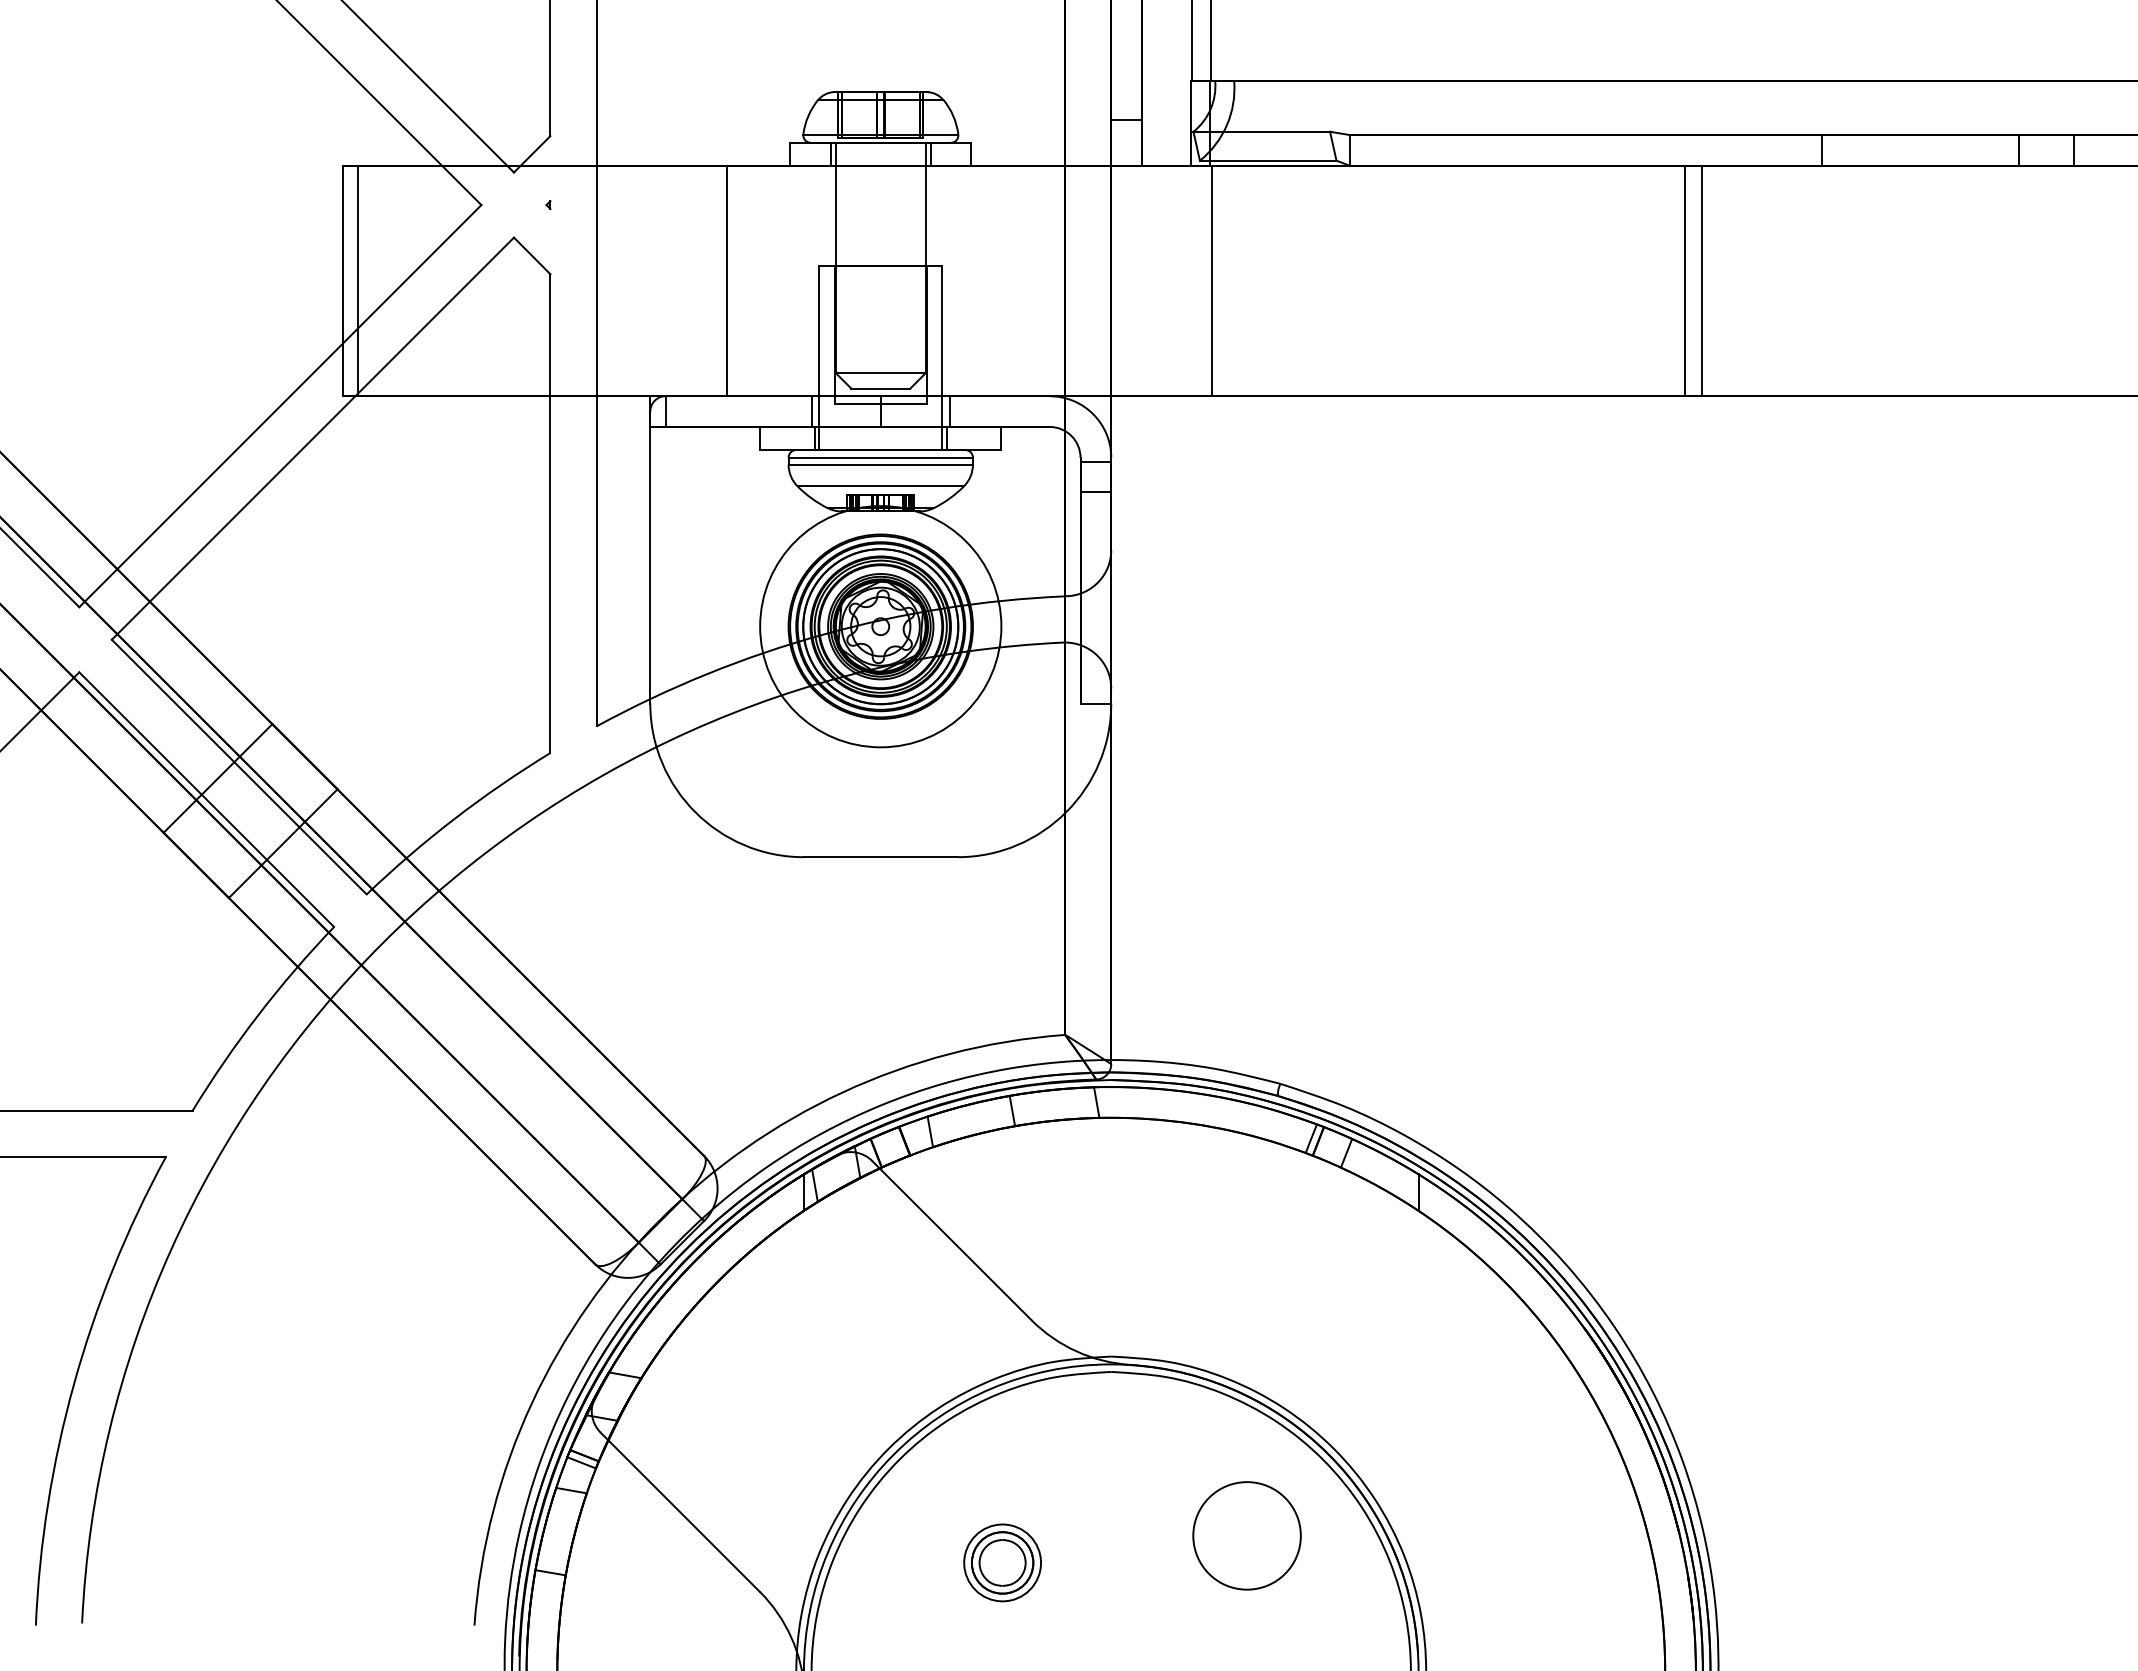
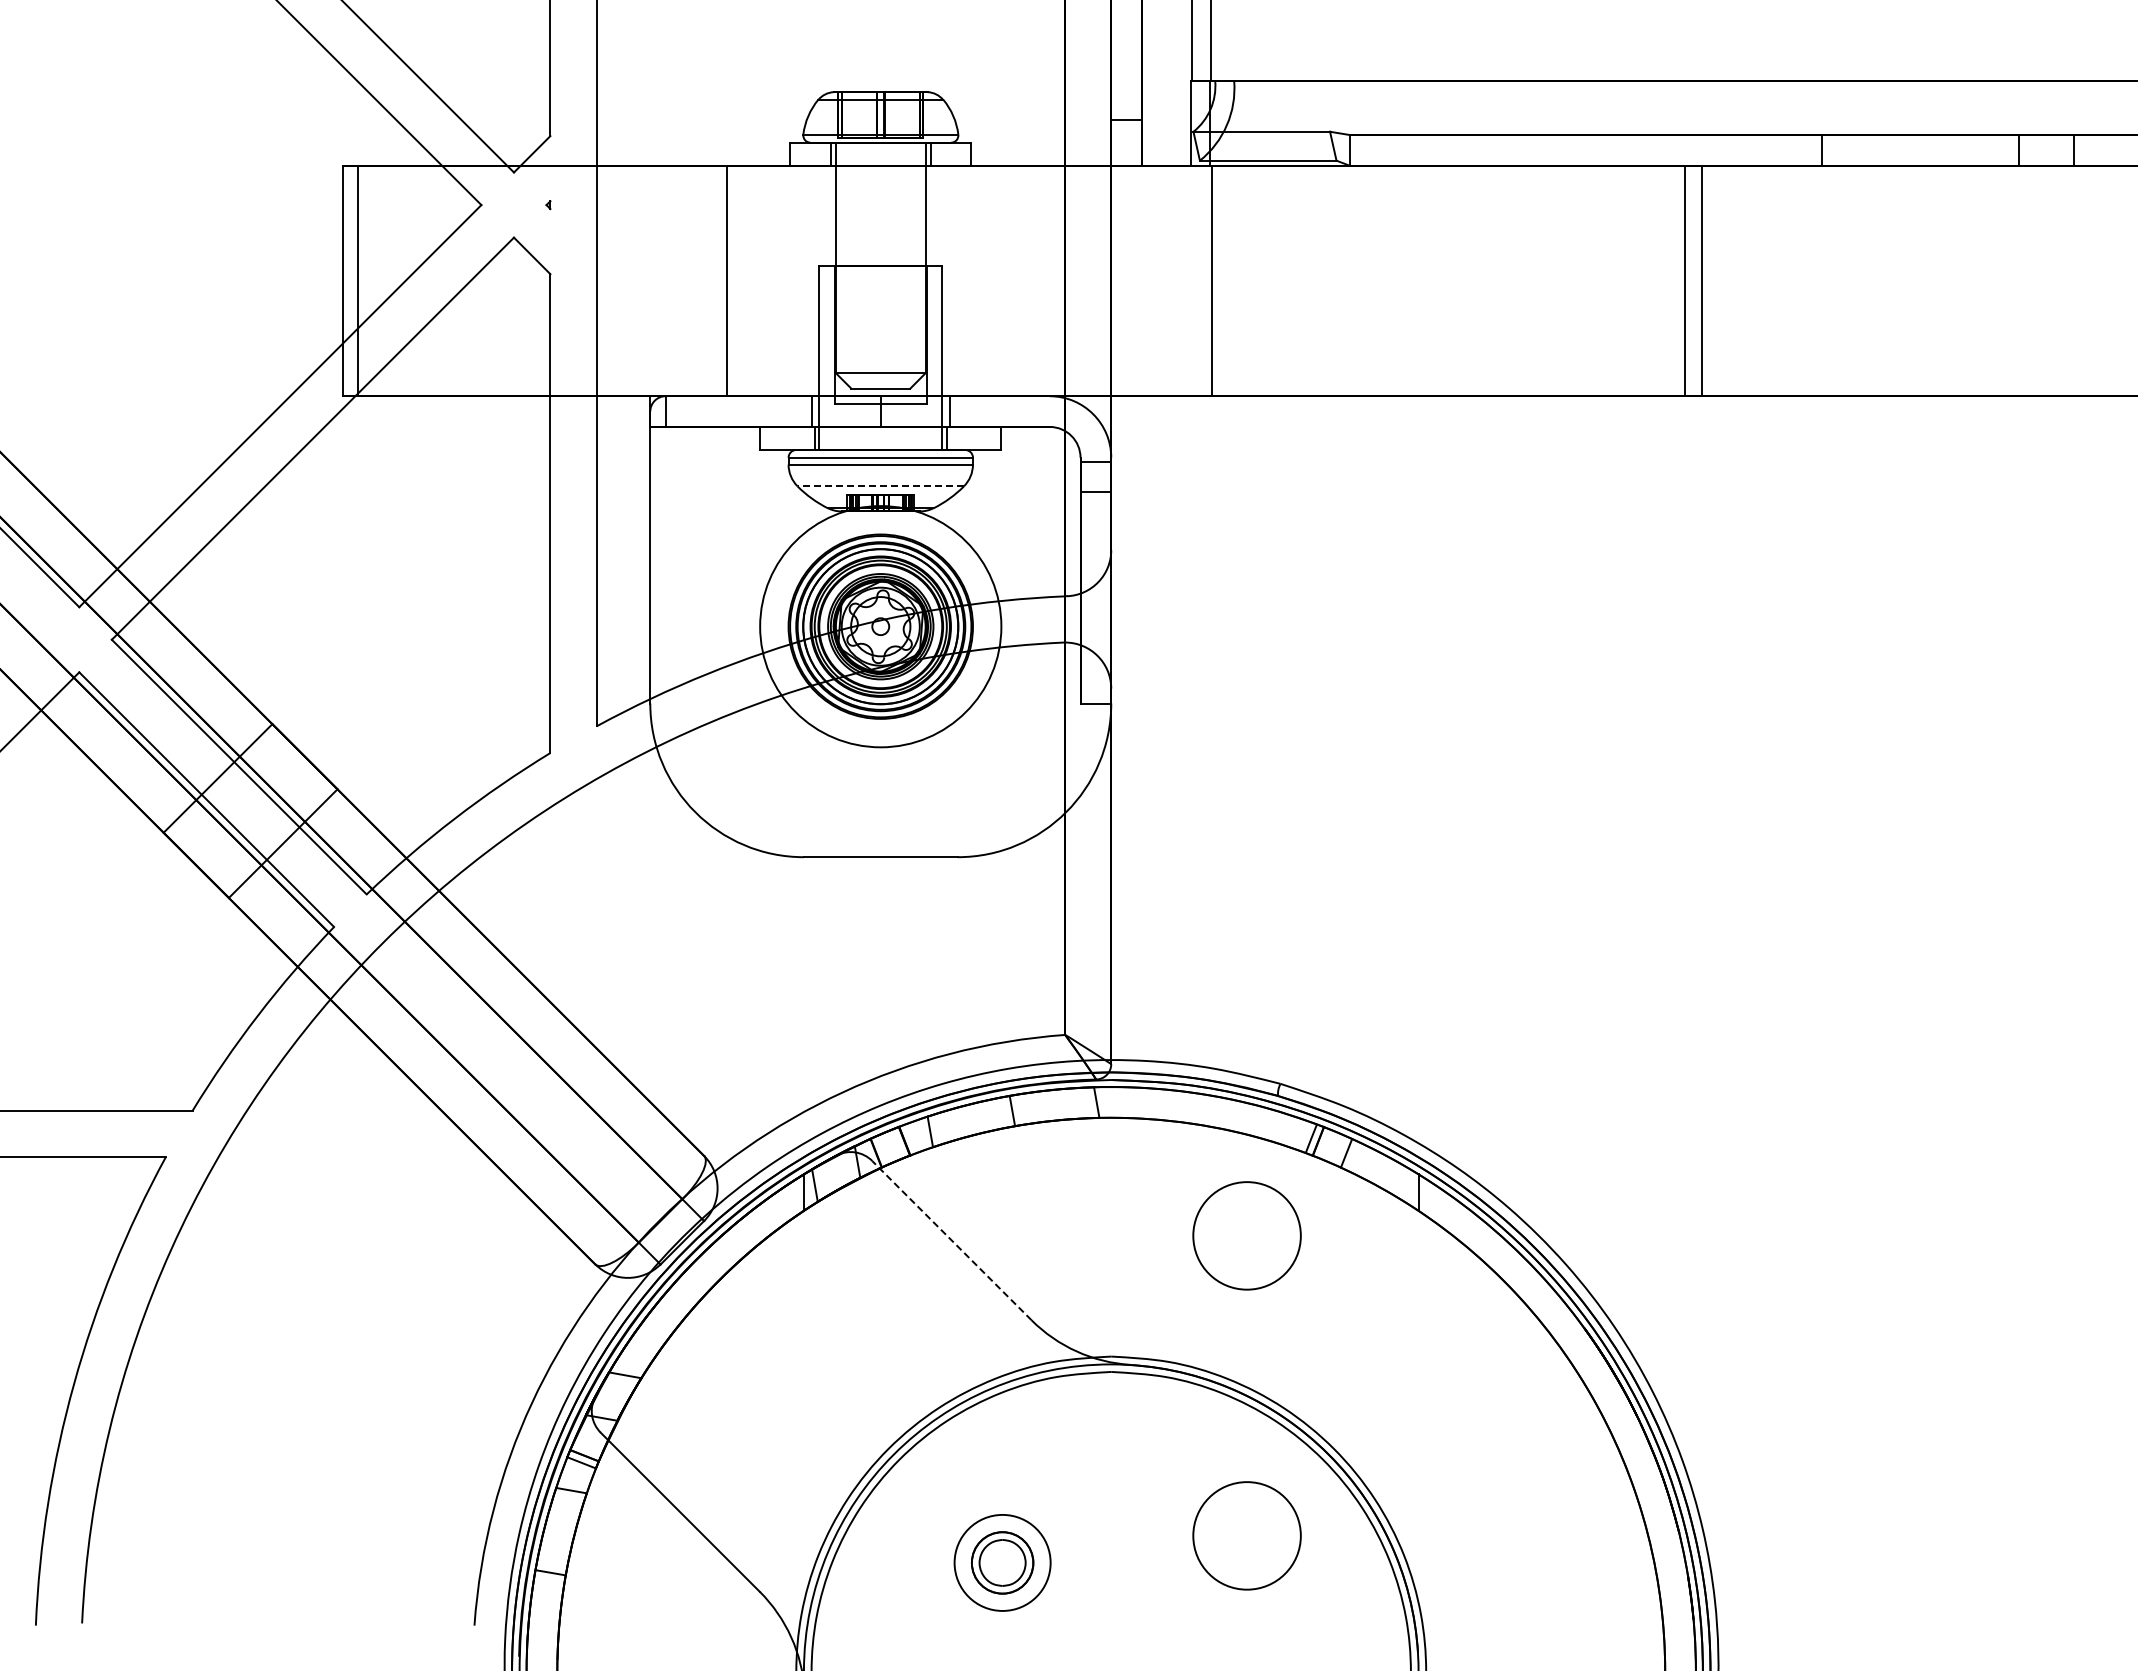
line: solid -> dashed (880, 486)
circle: none -> present (1246, 1235)
line: solid -> dashed (951, 1240)
circle diameter: 77 px -> 96 px (1002, 1562)
